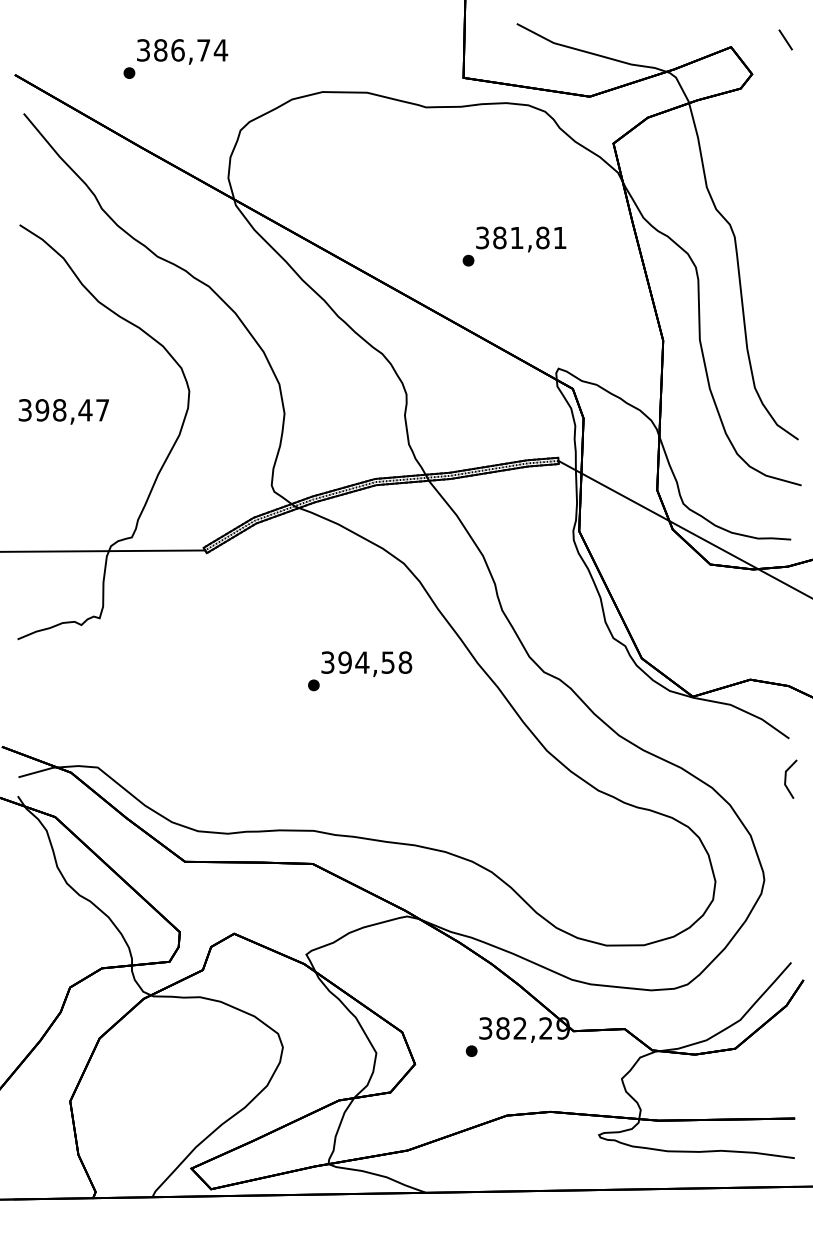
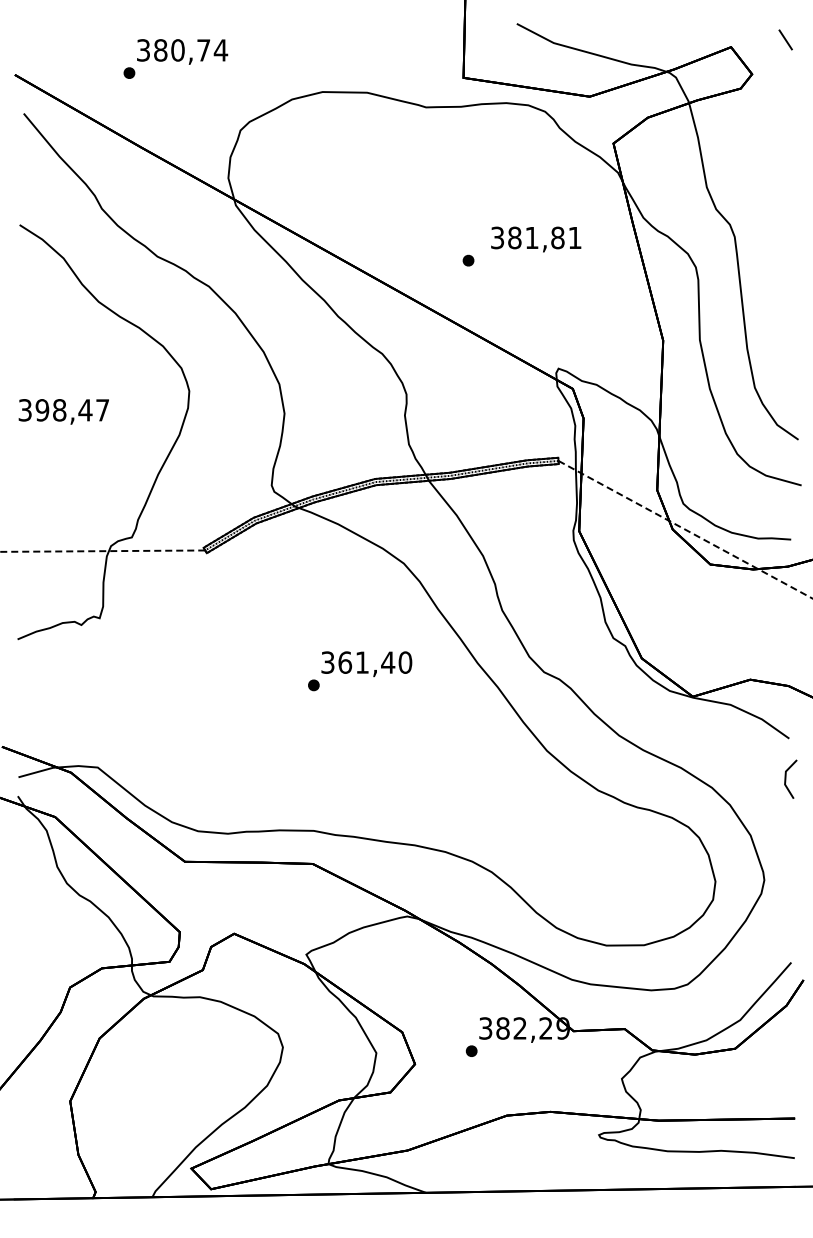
text: 386,74 -> 380,74 (177, 50)
text position: (521, 239) -> (536, 239) (536, 239)
line: solid -> dashed (685, 529)
line: solid -> dashed (102, 551)
text: 394,58 -> 361,40 (375, 662)
